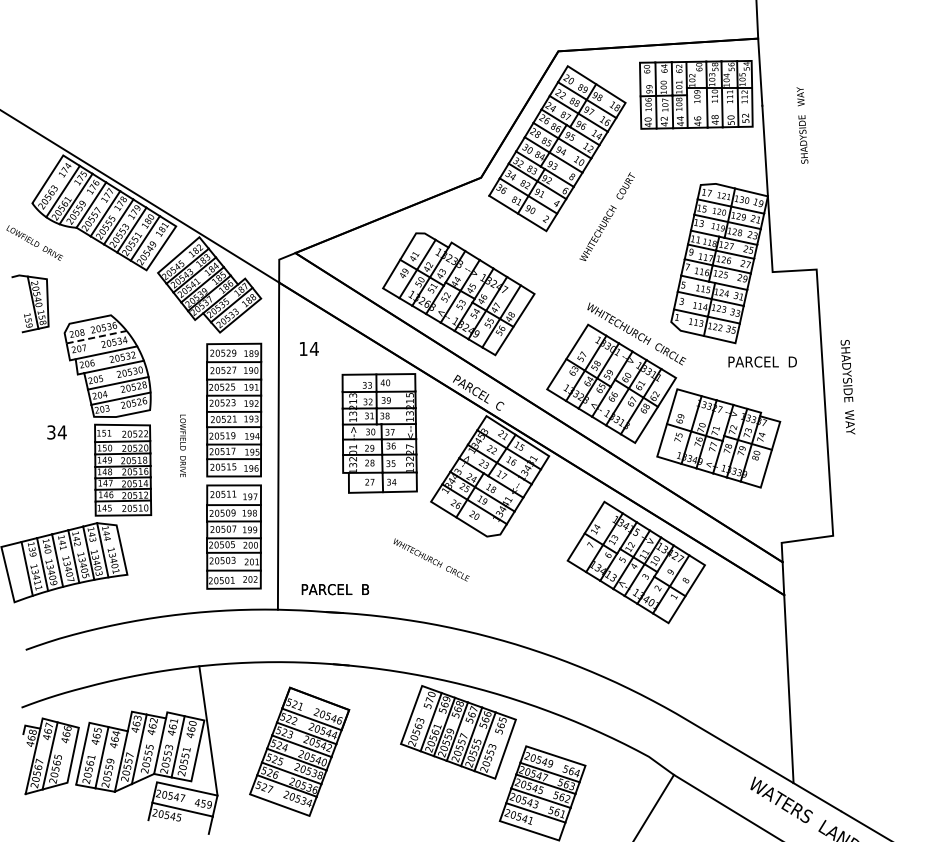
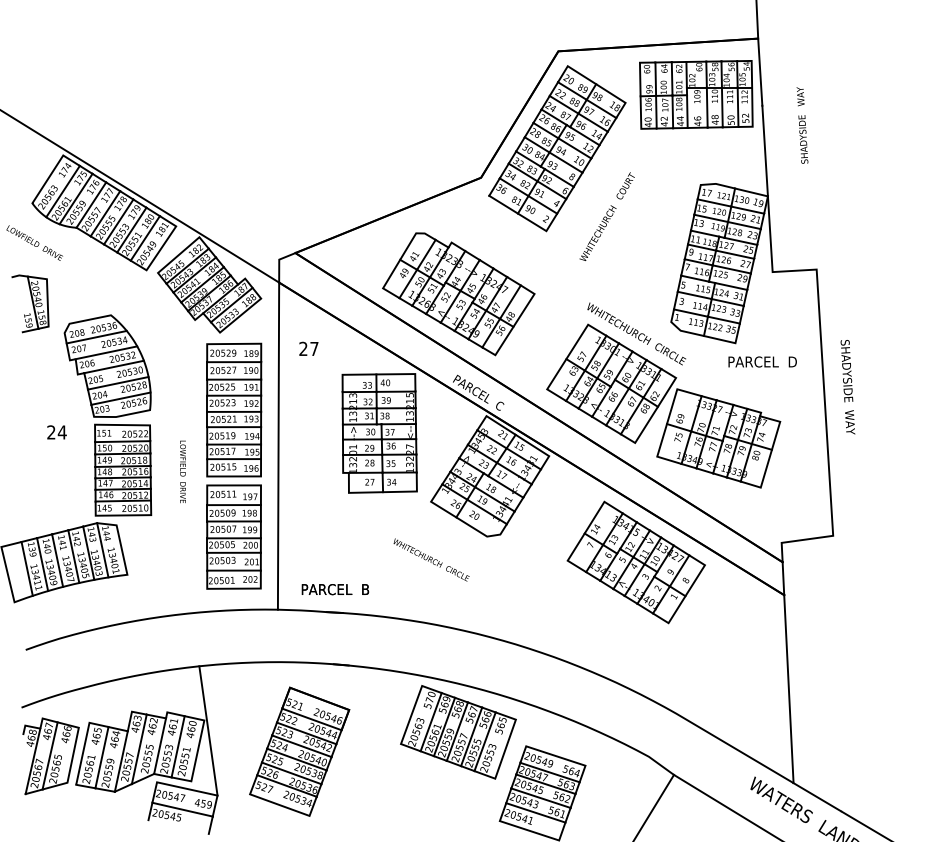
line: dashed -> solid (96, 337)
text: 14 -> 27 (308, 348)
text: 34 -> 24 (51, 432)
text position: (182, 445) -> (182, 471) (182, 471)
